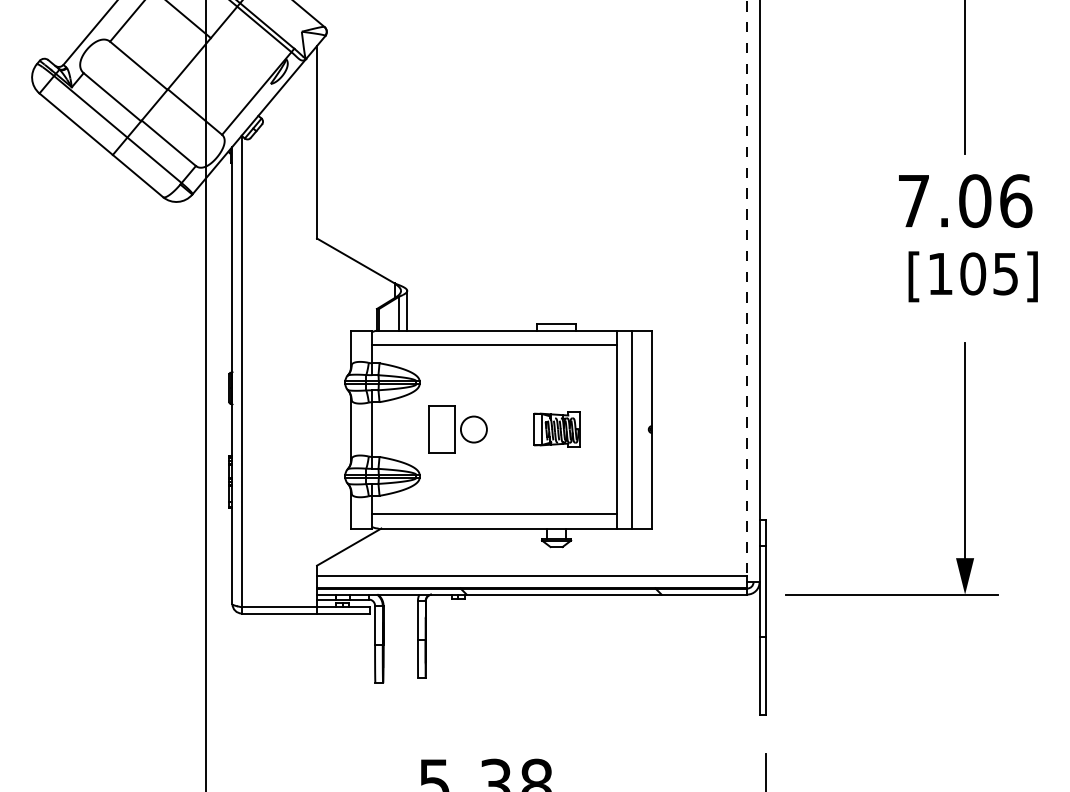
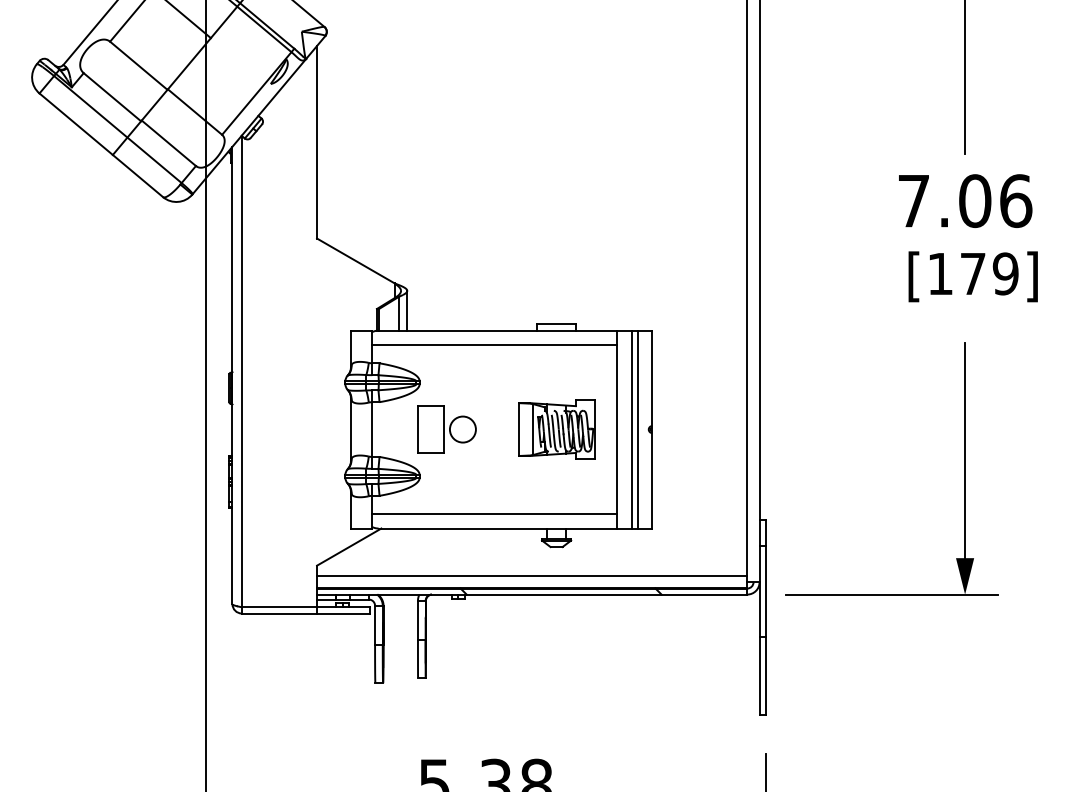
text: [105] -> [179] (989, 273)
line: dashed -> solid (747, 288)
part position: (457, 429) -> (446, 429) (446, 429)
part size: 48x37 px -> 78x61 px (556, 429)
line: none -> present (637, 429)
